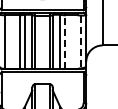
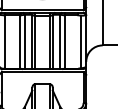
line: dashed -> solid (65, 41)
line: dashed -> solid (80, 42)
